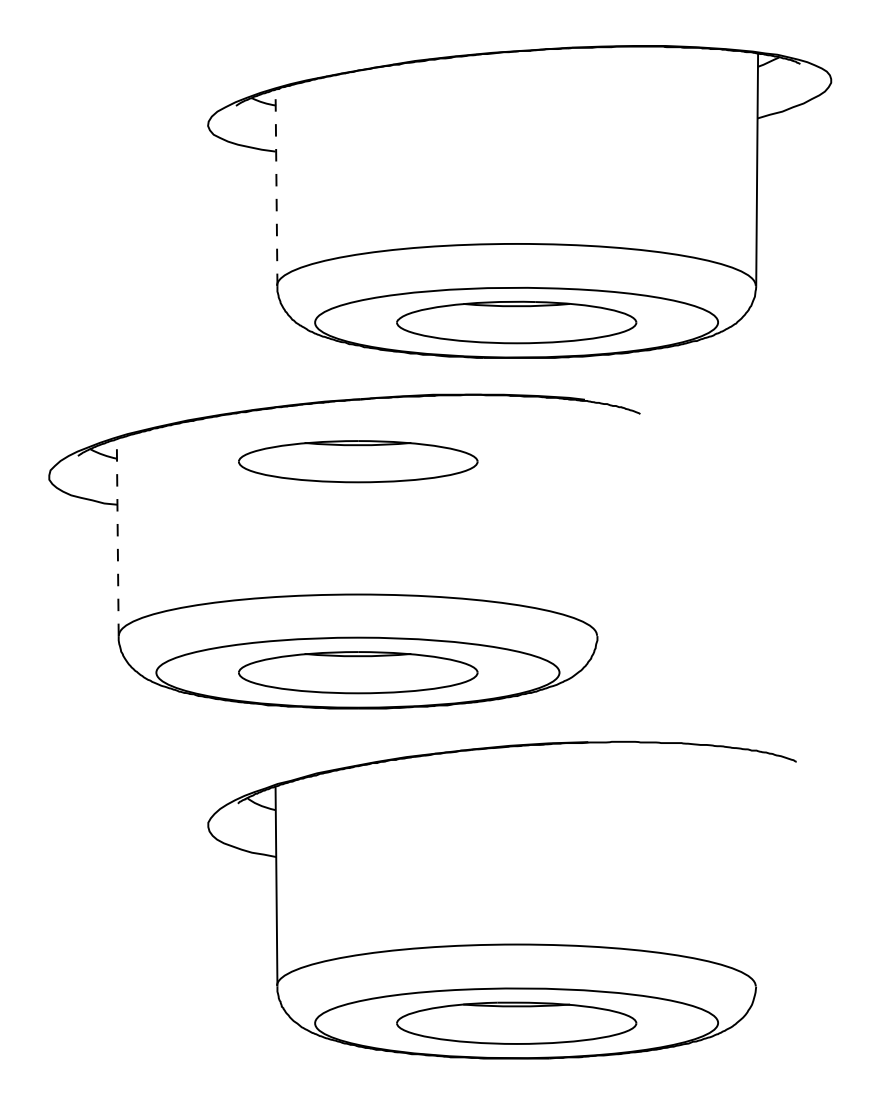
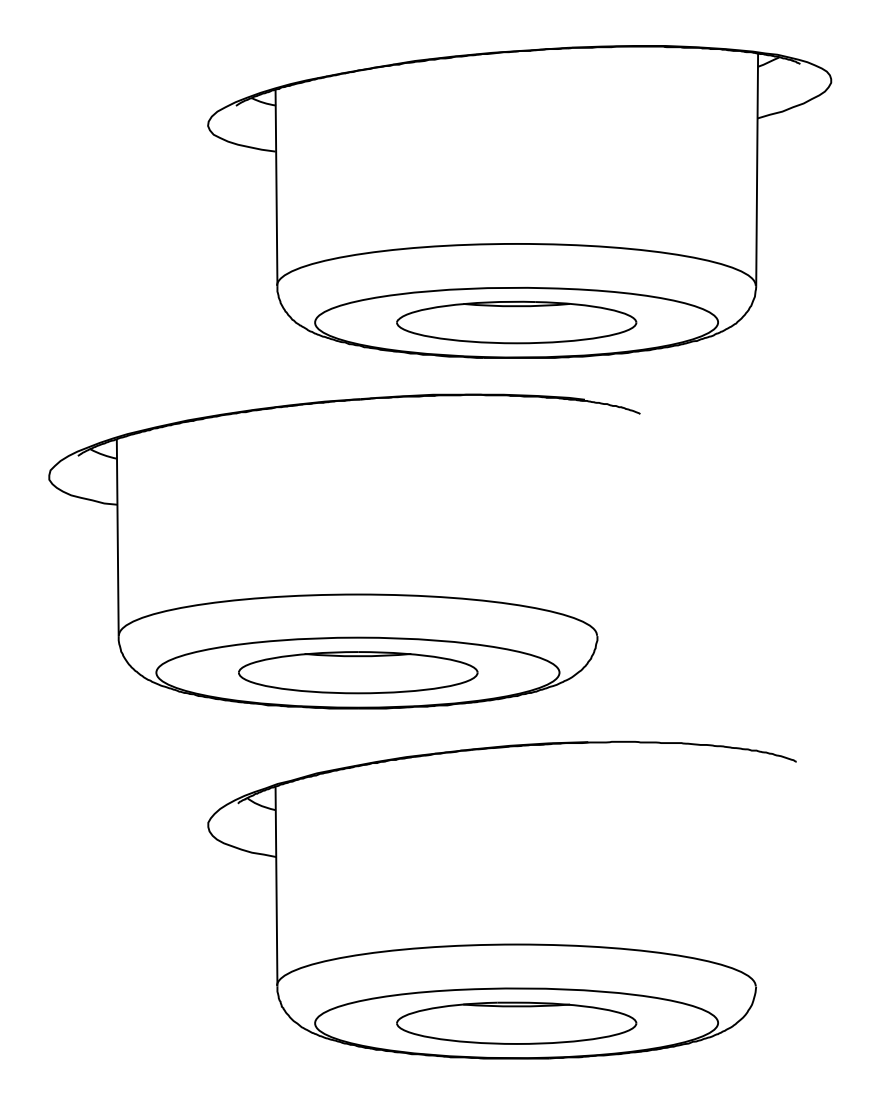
line: dashed -> solid (276, 187)
part: present -> none (358, 461)
line: dashed -> solid (117, 537)
